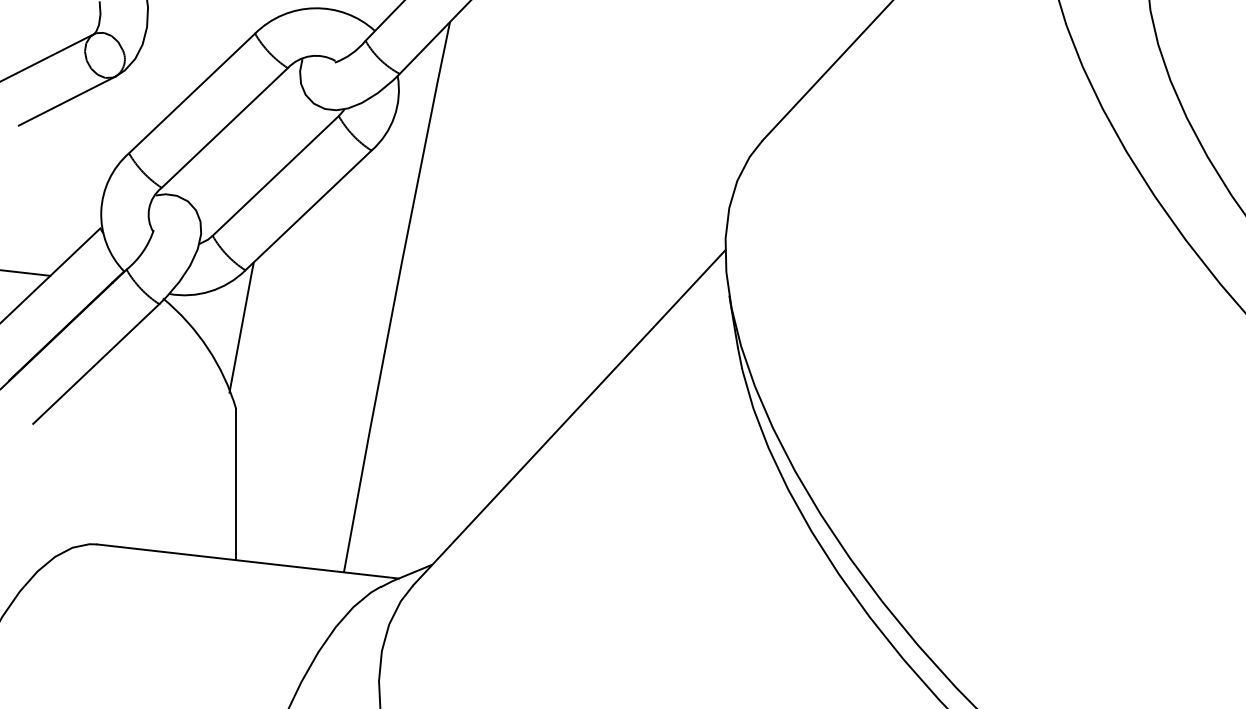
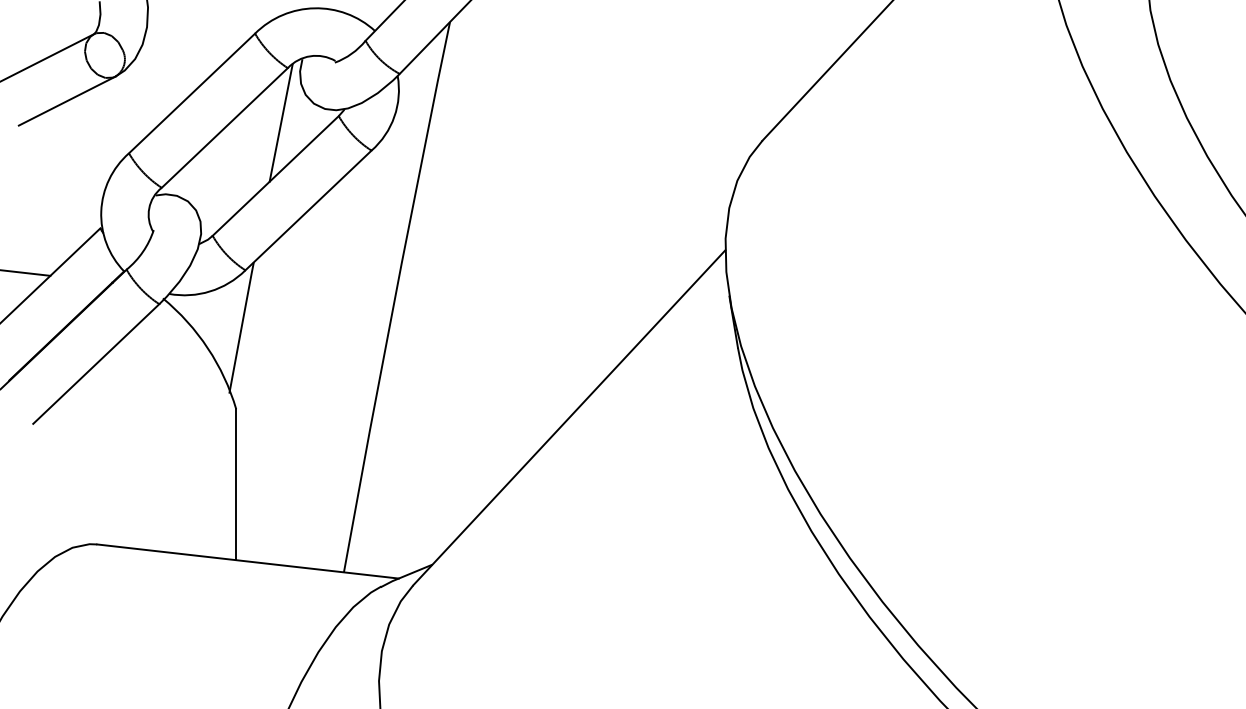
line: none -> present (280, 122)
